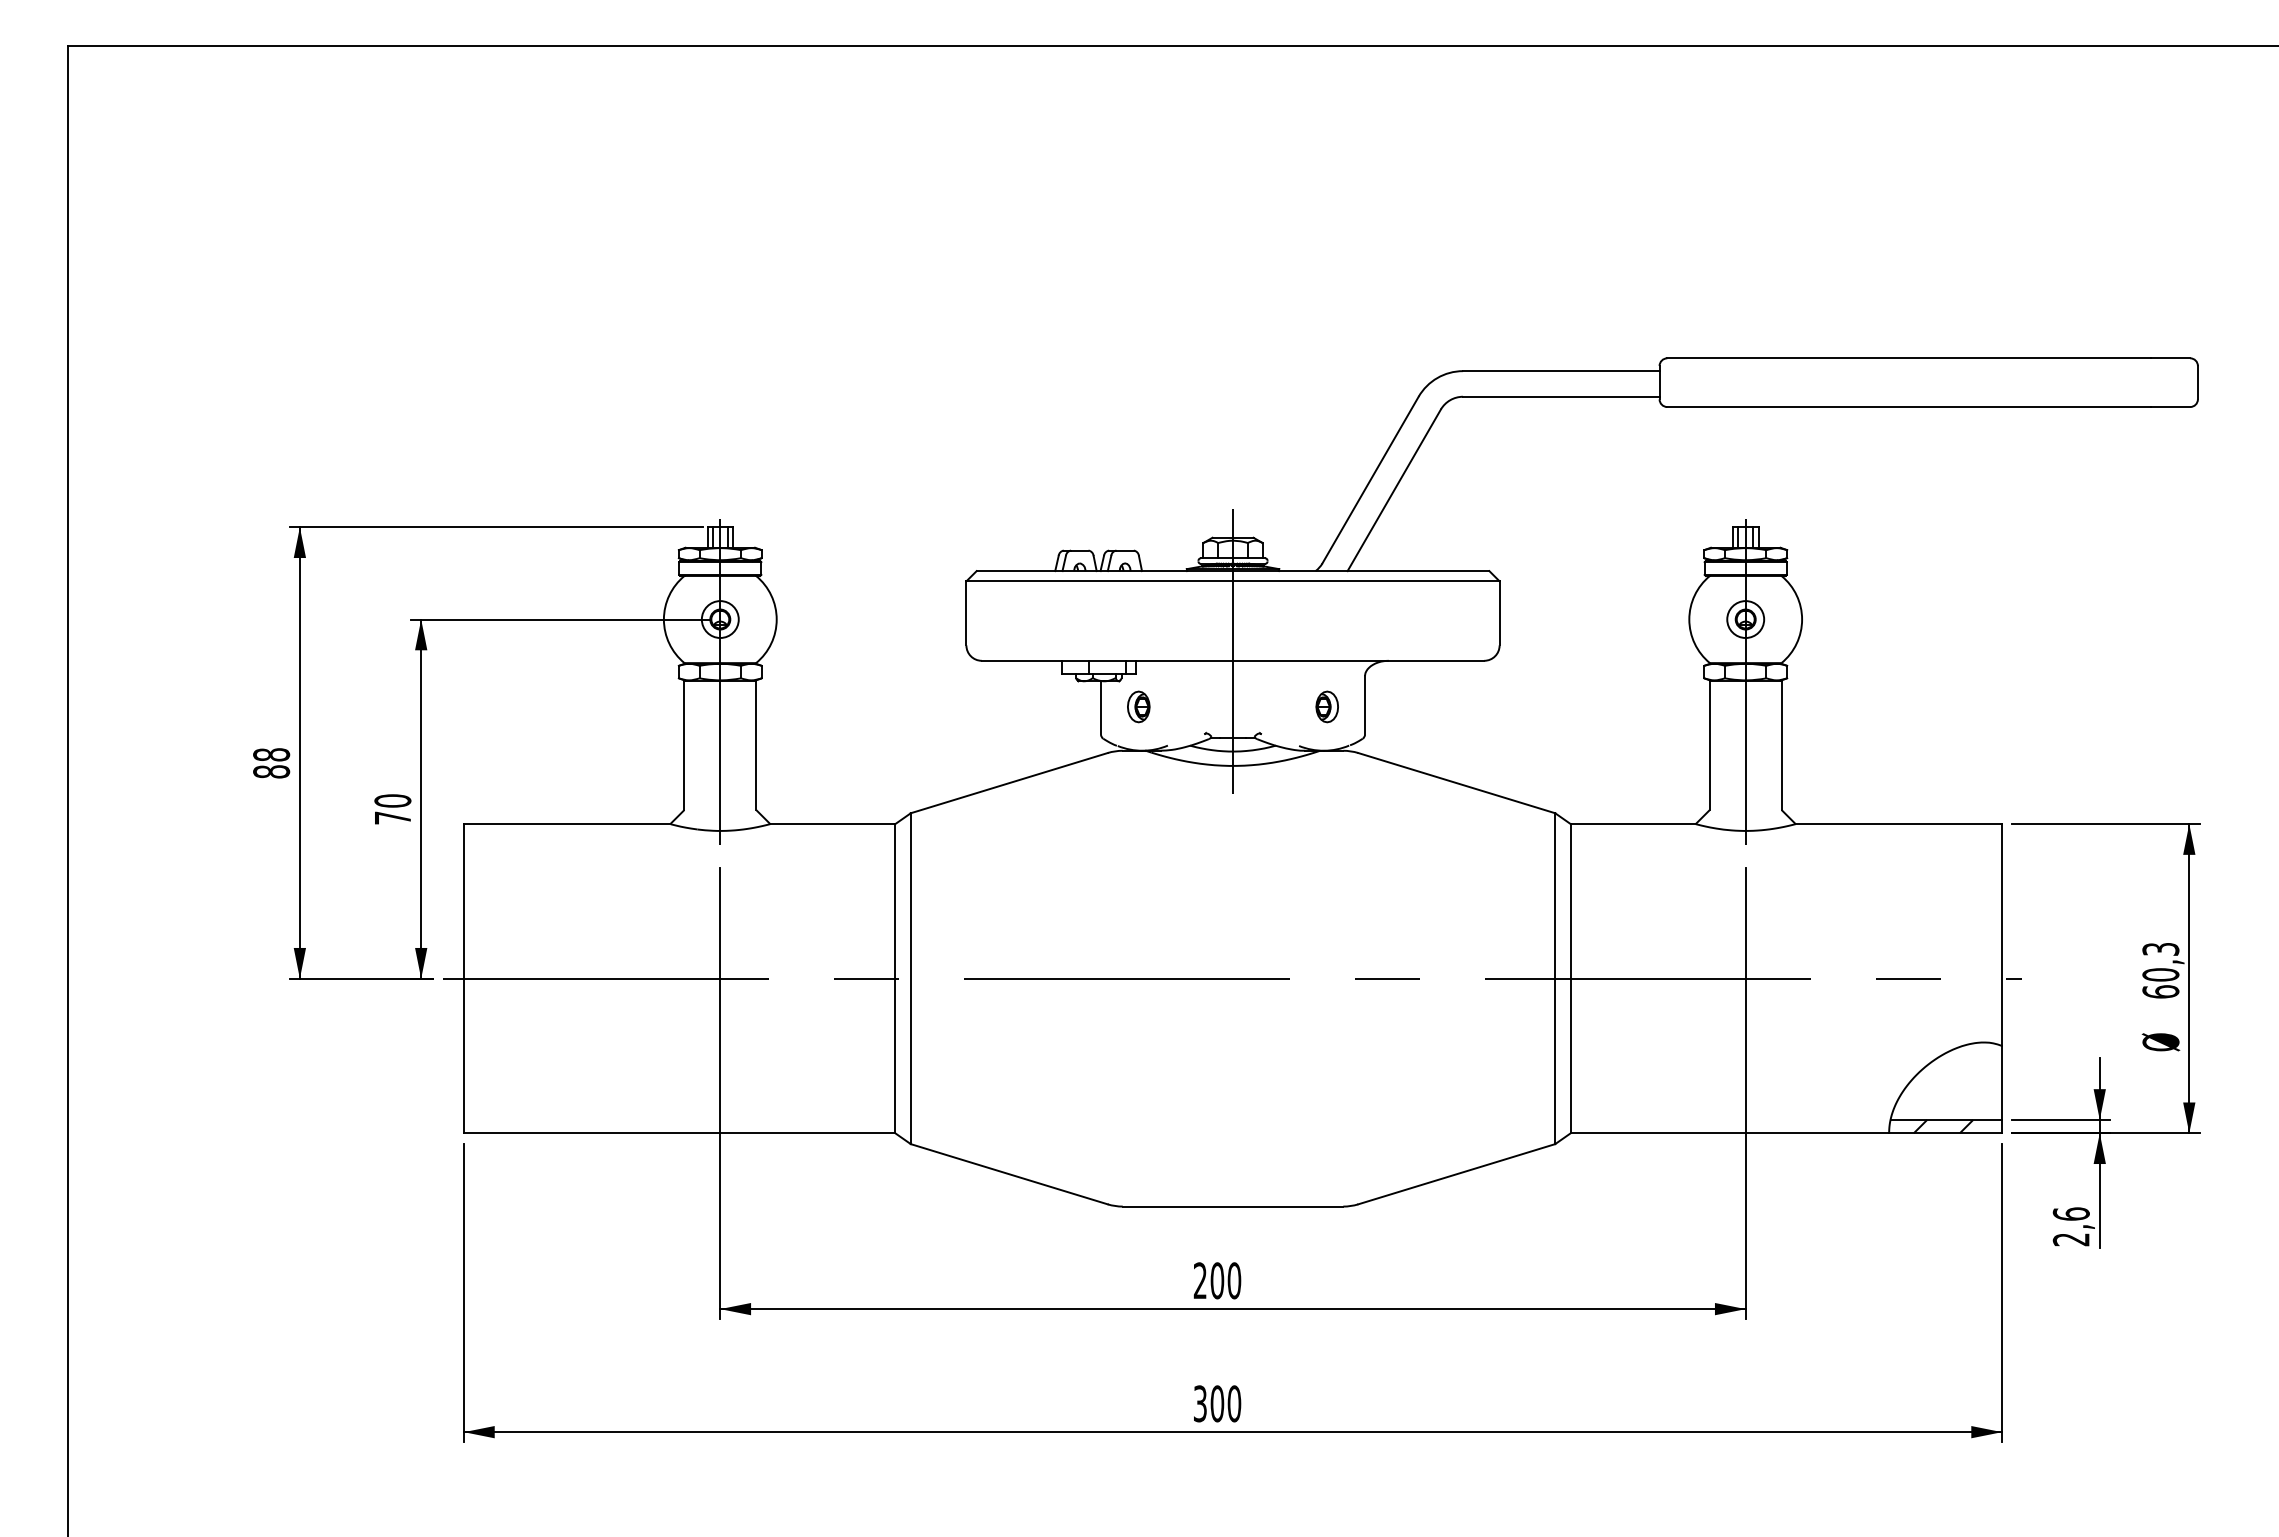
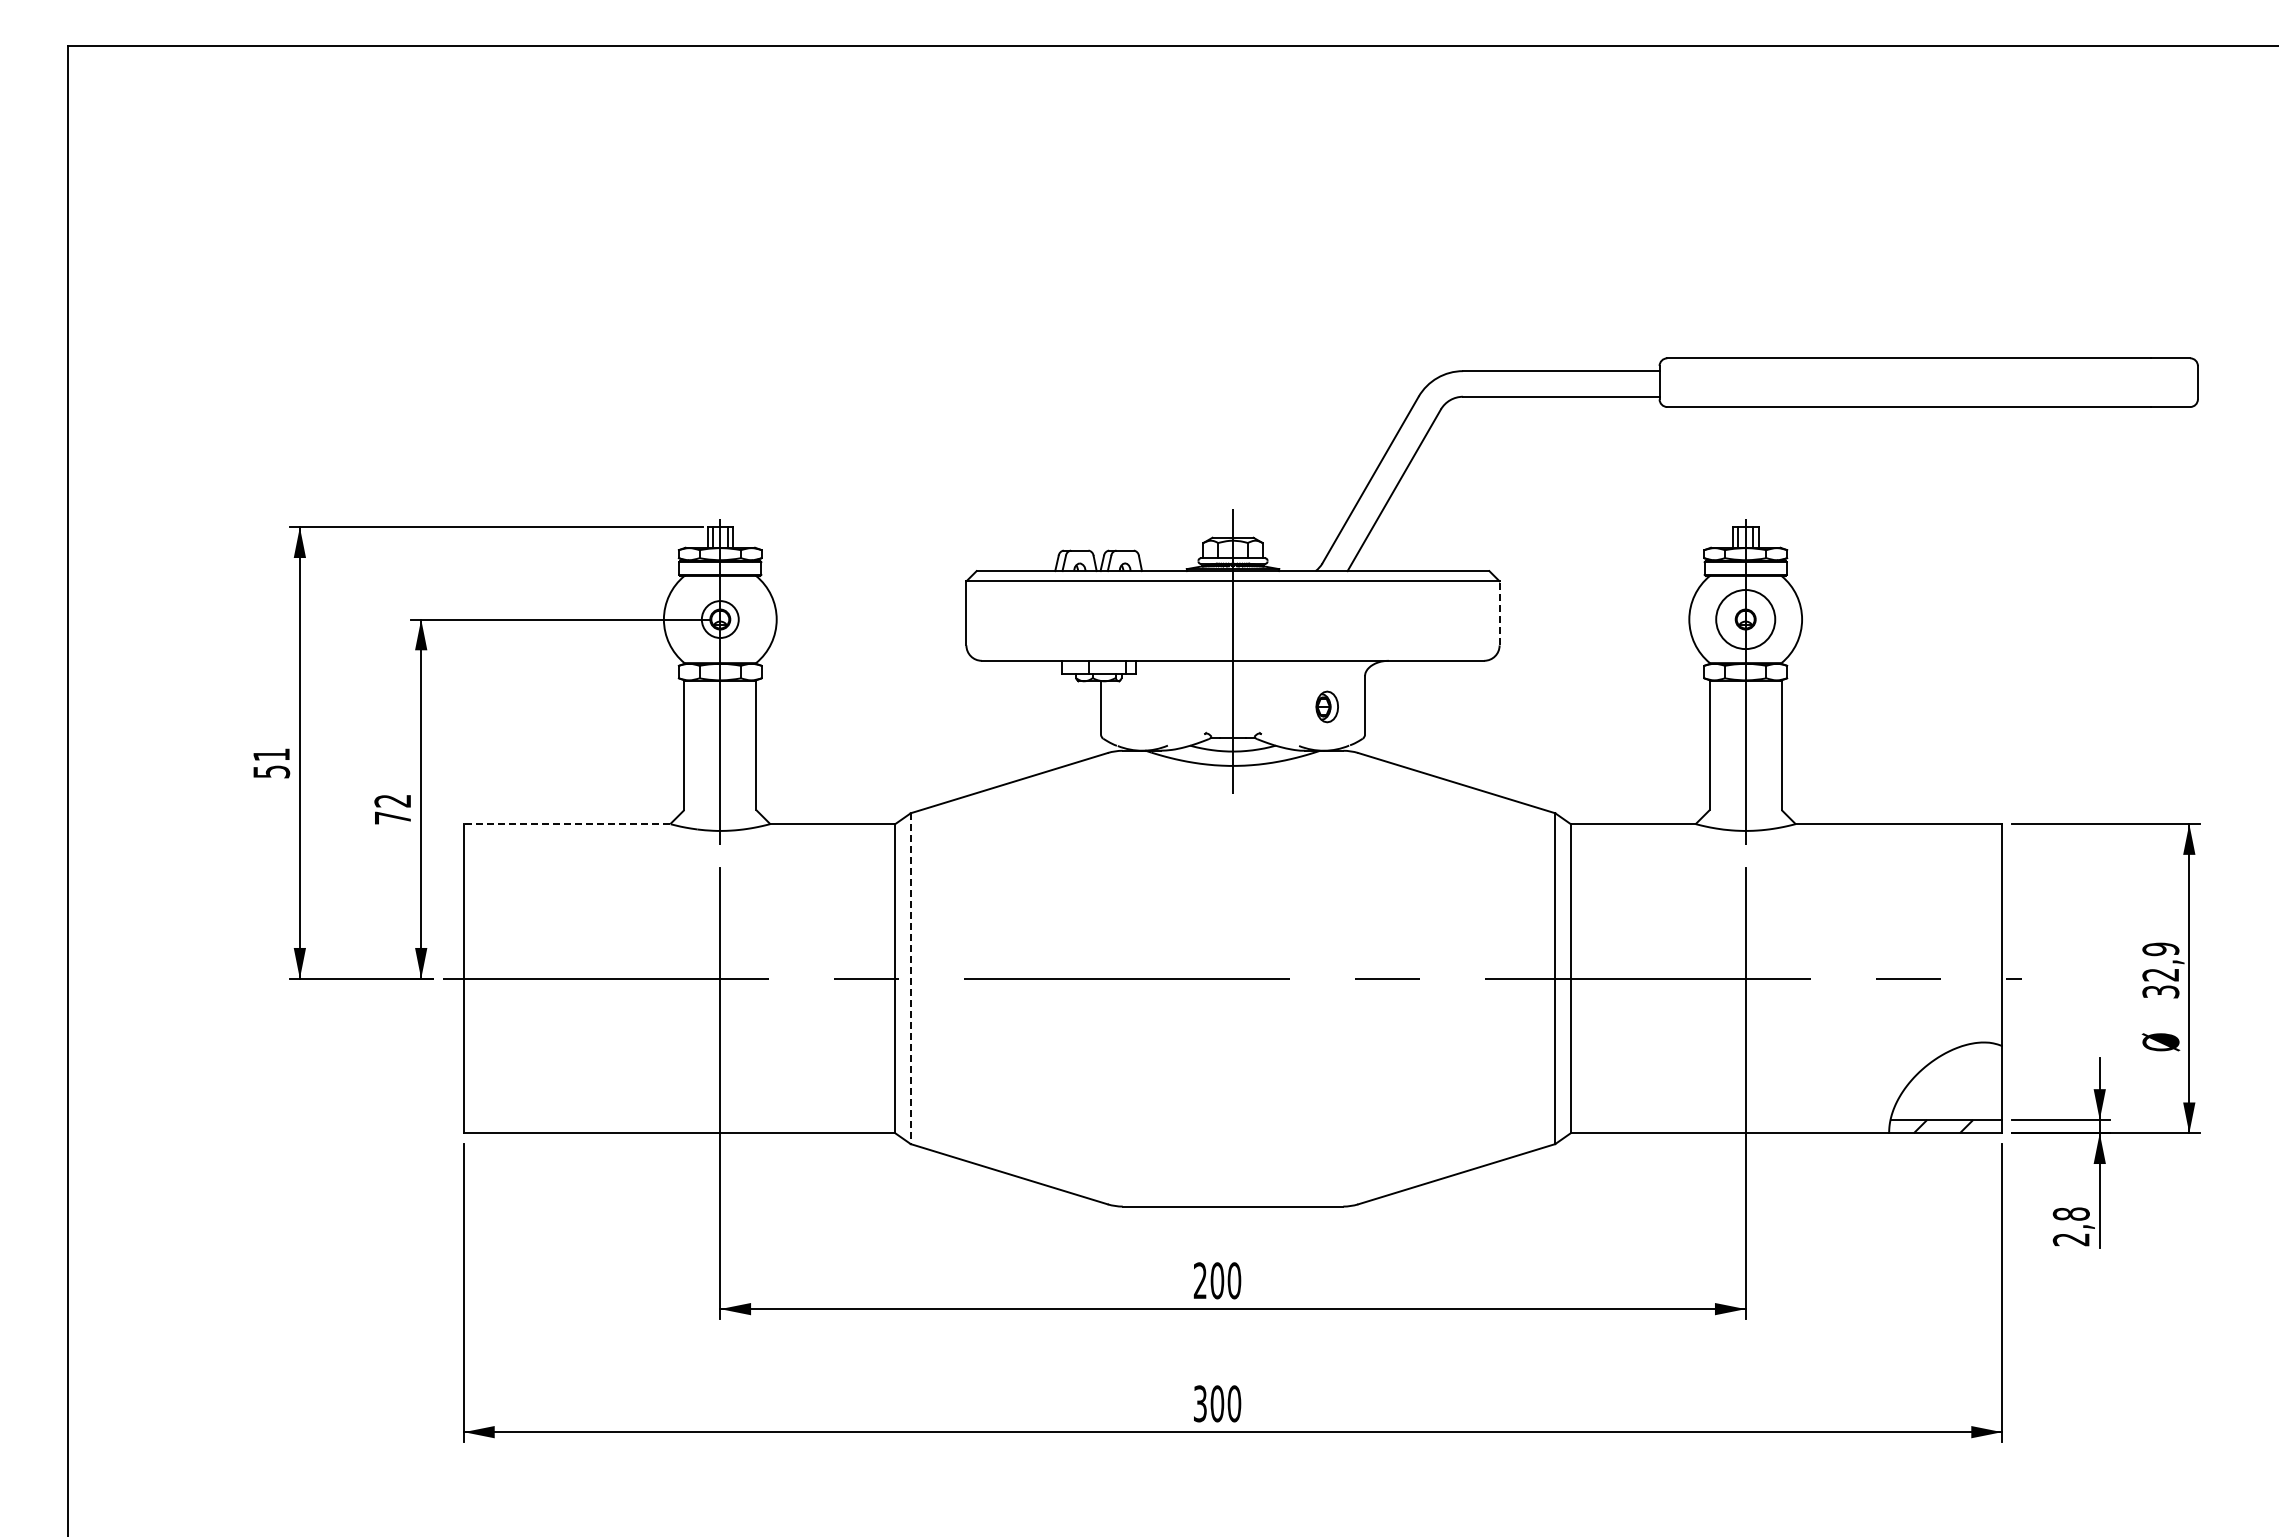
line: solid -> dashed (1499, 612)
circle diameter: 37 px -> 59 px (1745, 619)
part: present -> none (1138, 706)
text: 88 -> 51 (271, 763)
text: 70 -> 72 (392, 800)
line: solid -> dashed (566, 824)
text: 60,3 -> 32,9 (2160, 970)
line: solid -> dashed (910, 979)
text: 2,6 -> 2,8 (2070, 1213)
